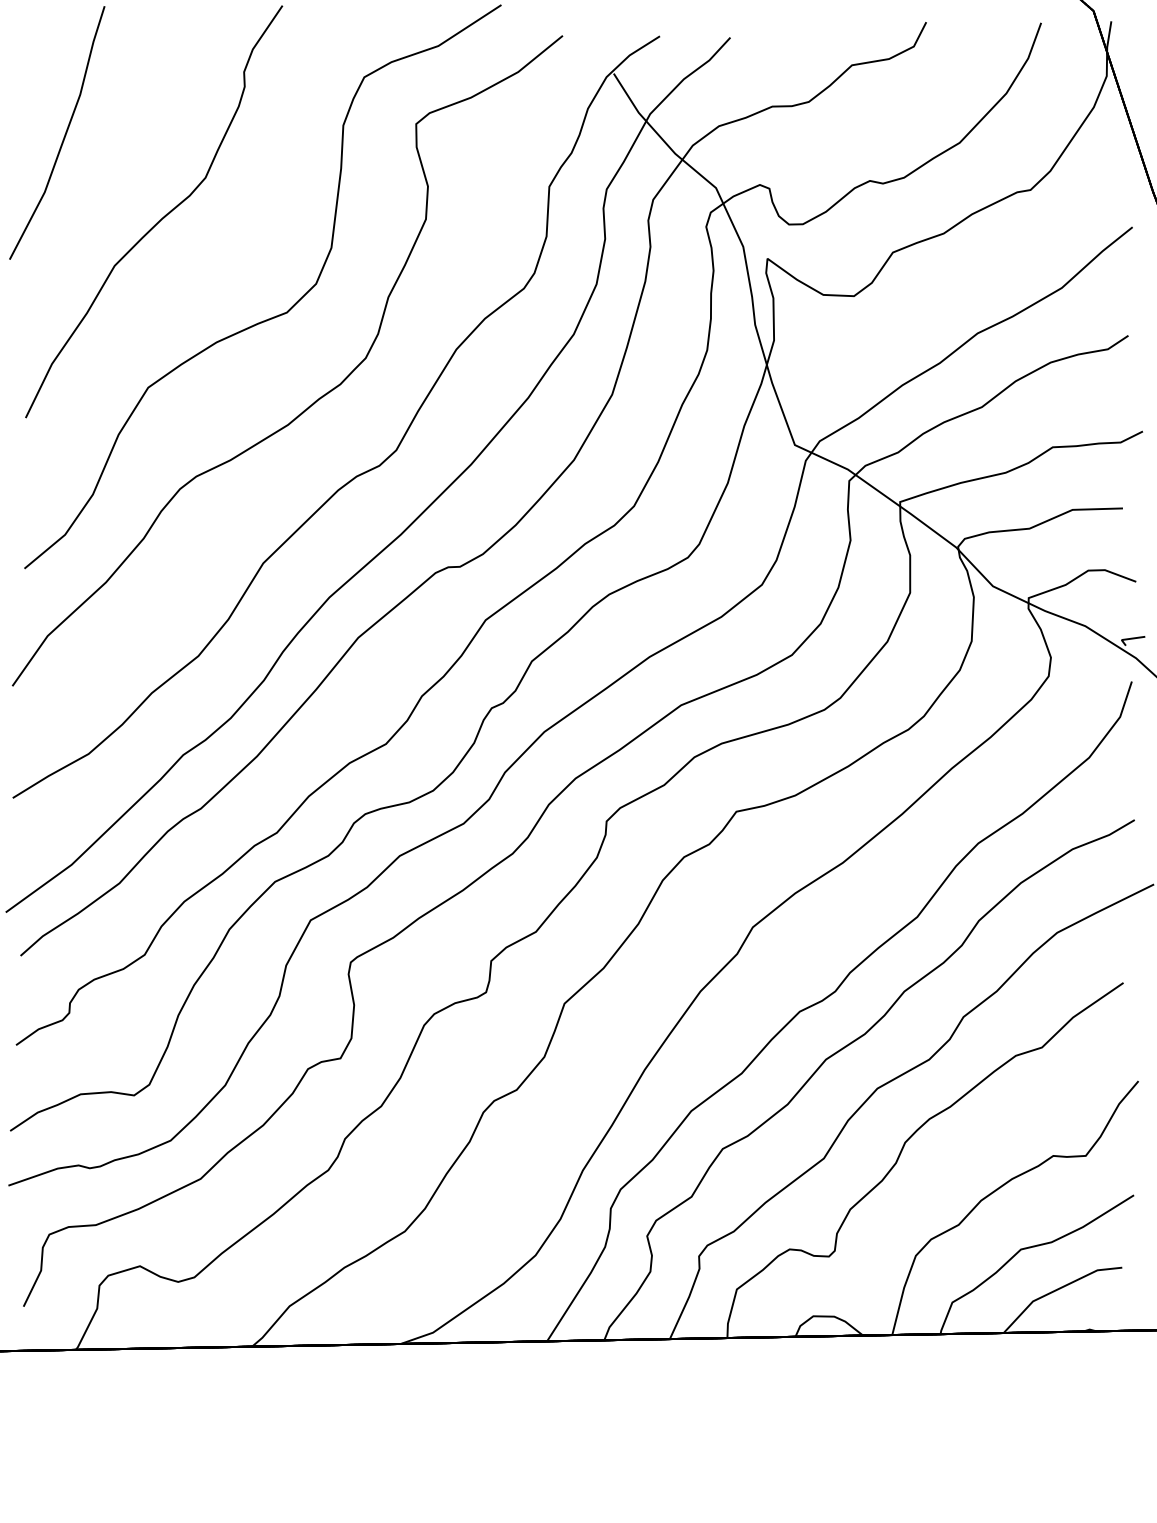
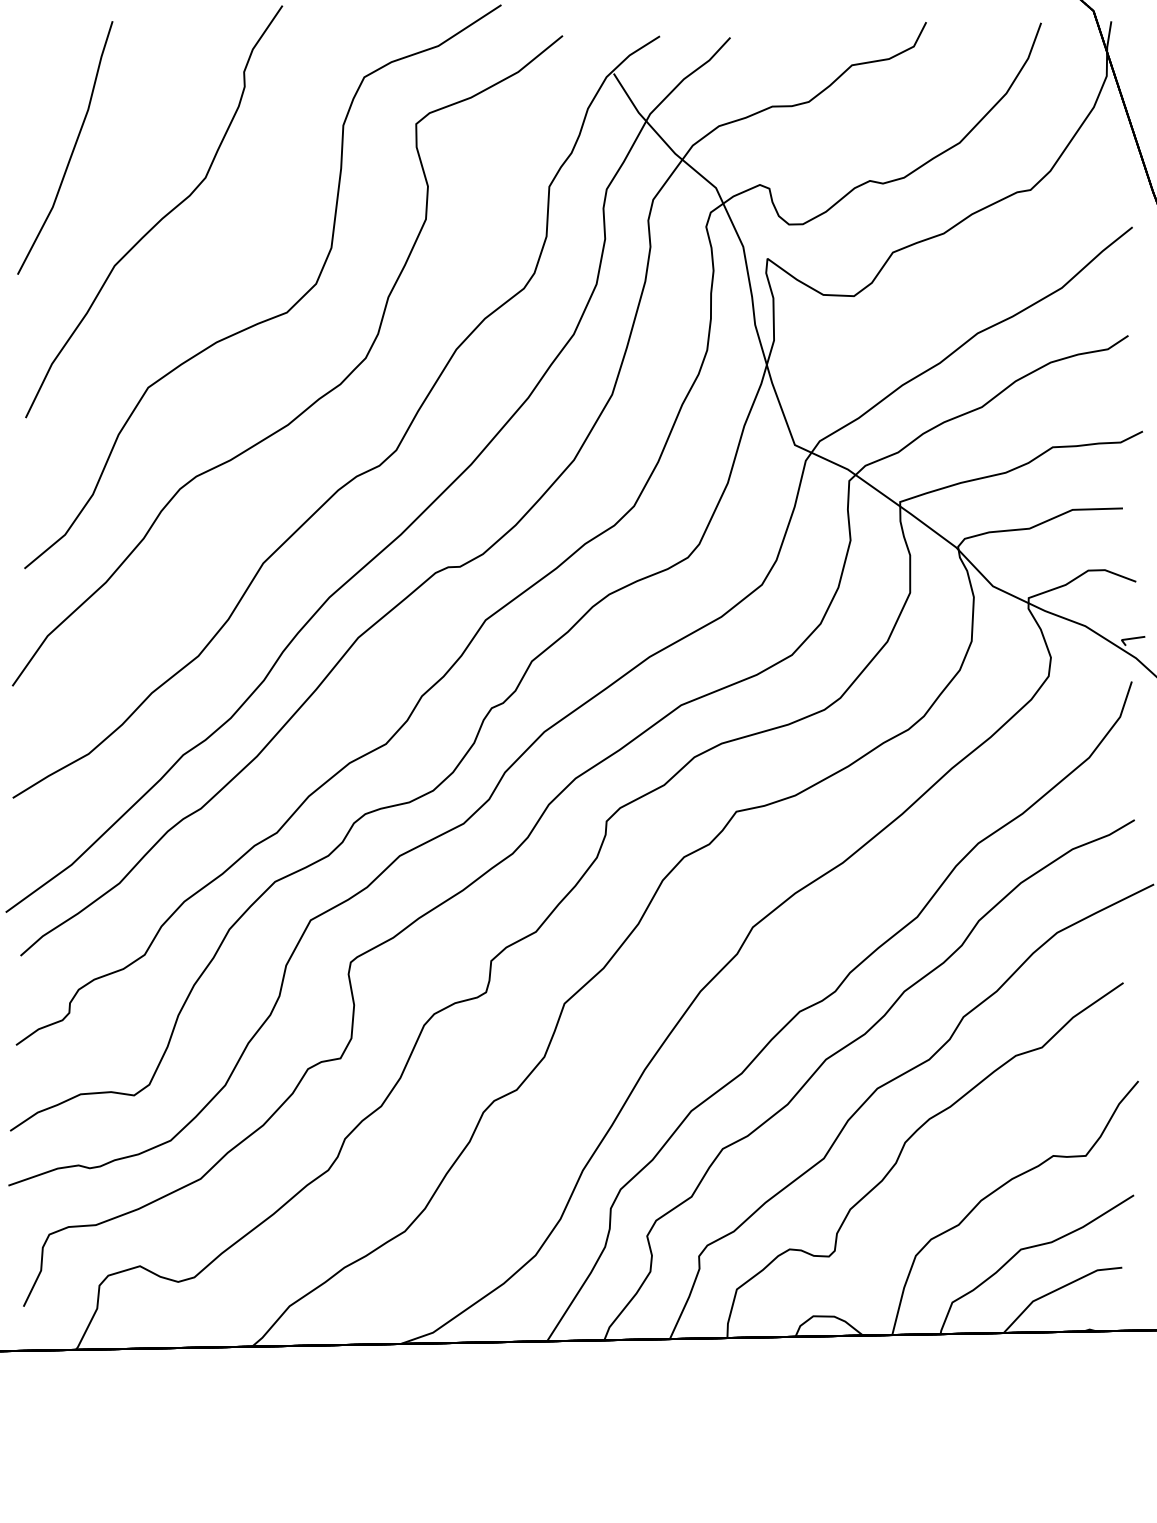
curve position: (64, 134) -> (72, 149) (72, 149)
